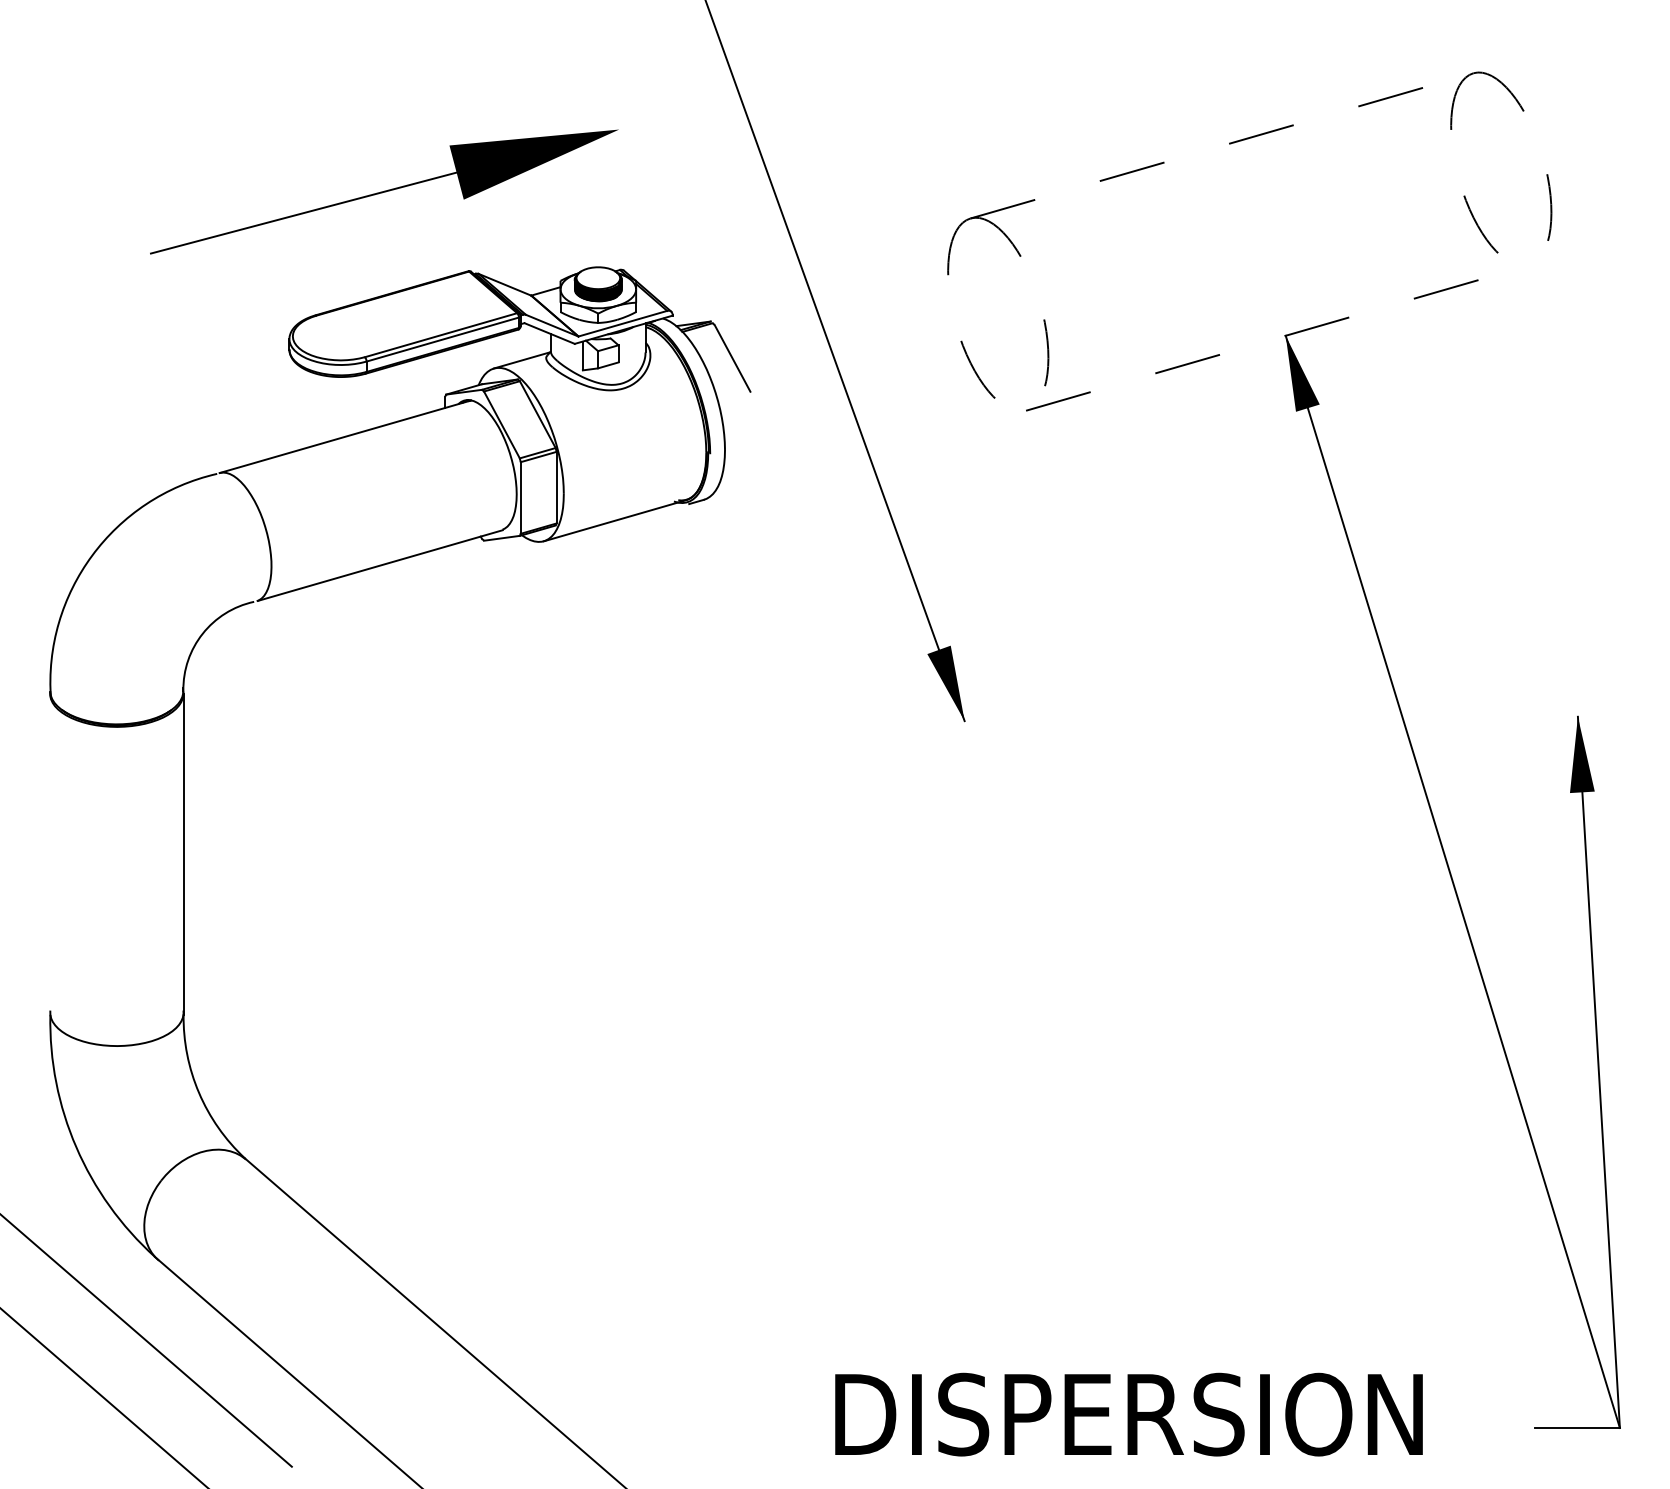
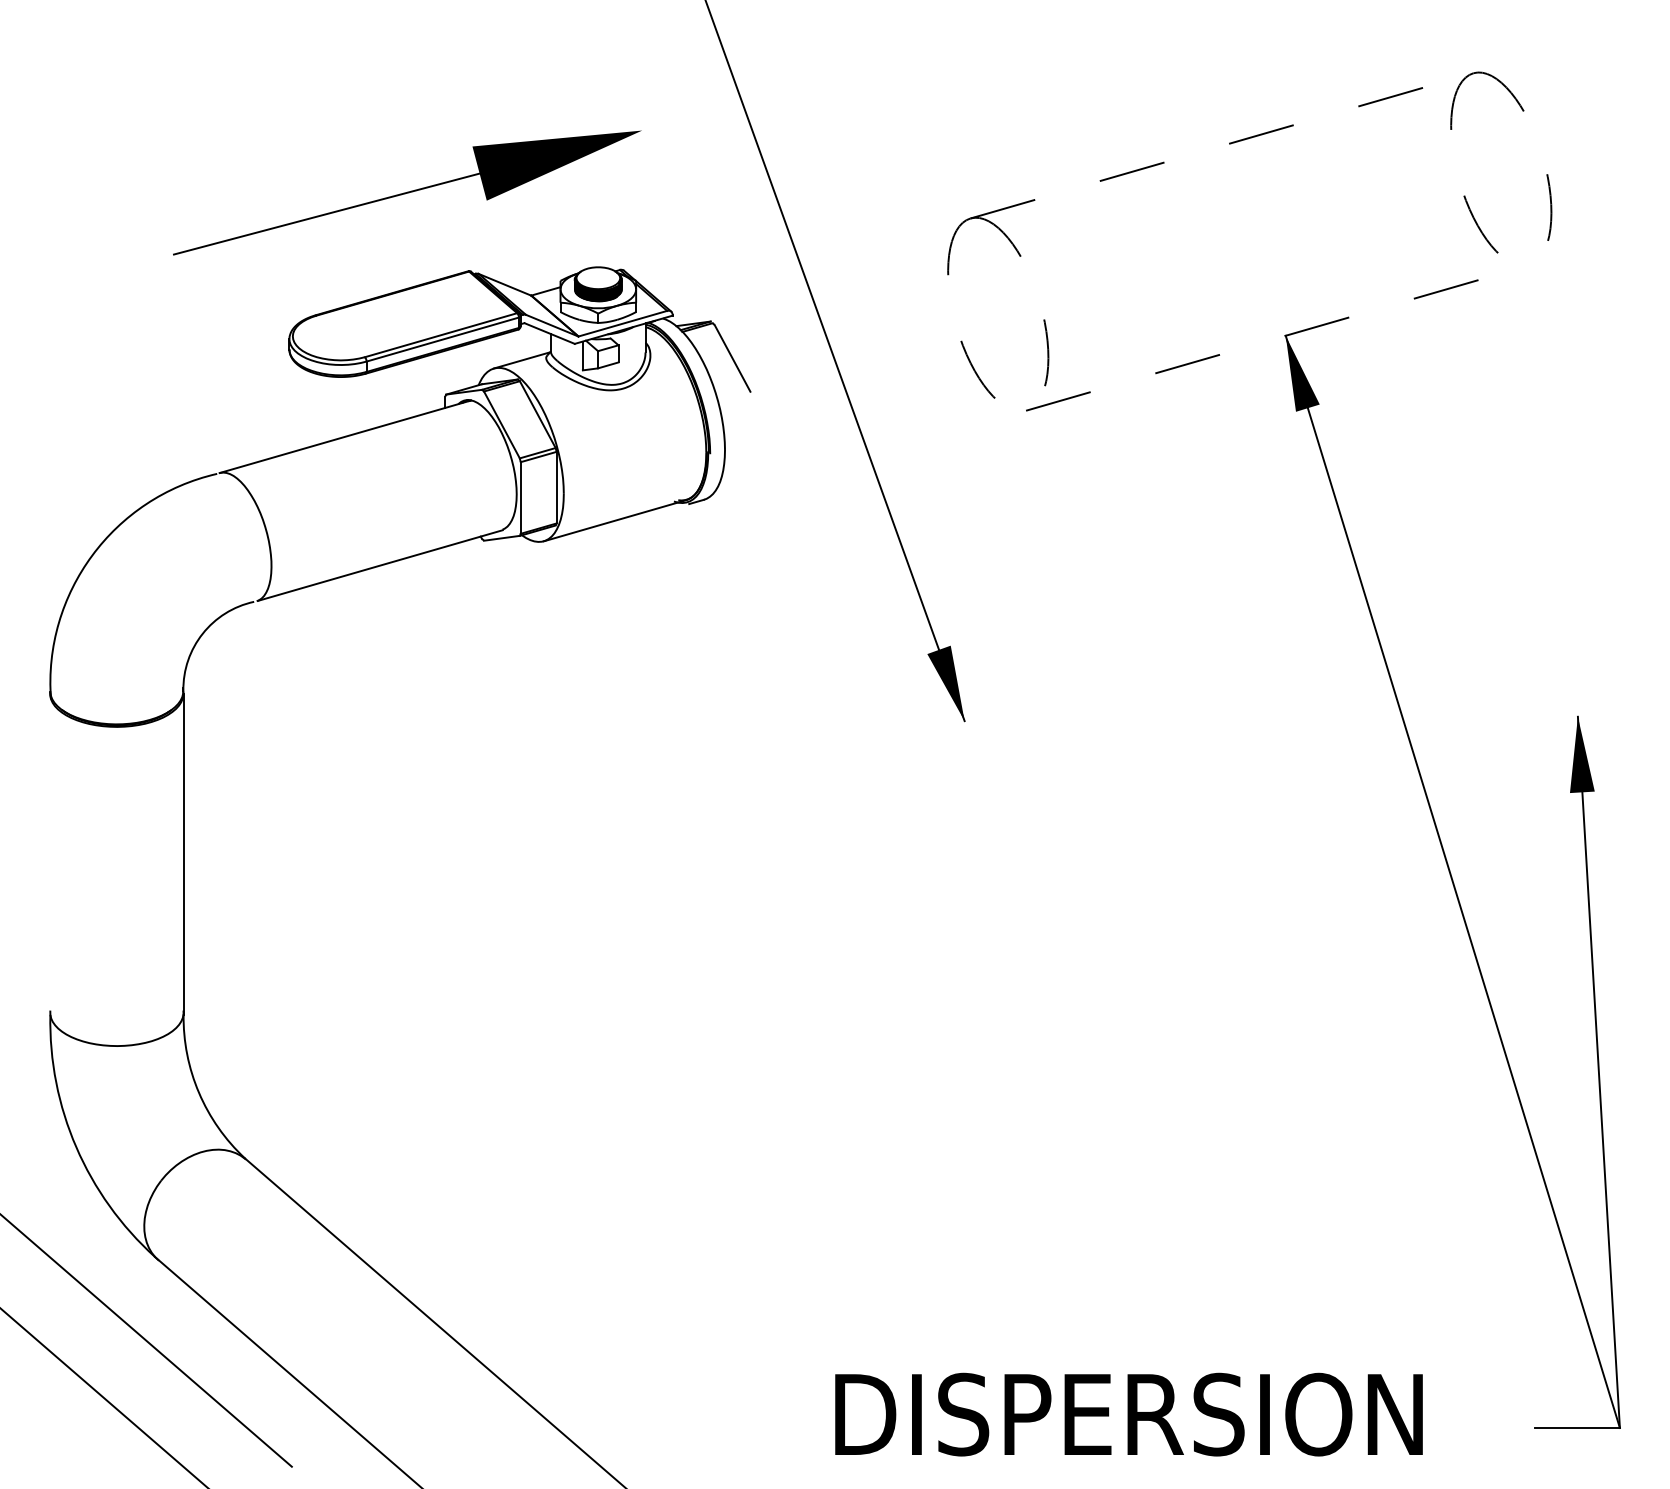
part position: (384, 191) -> (407, 192) (407, 192)
